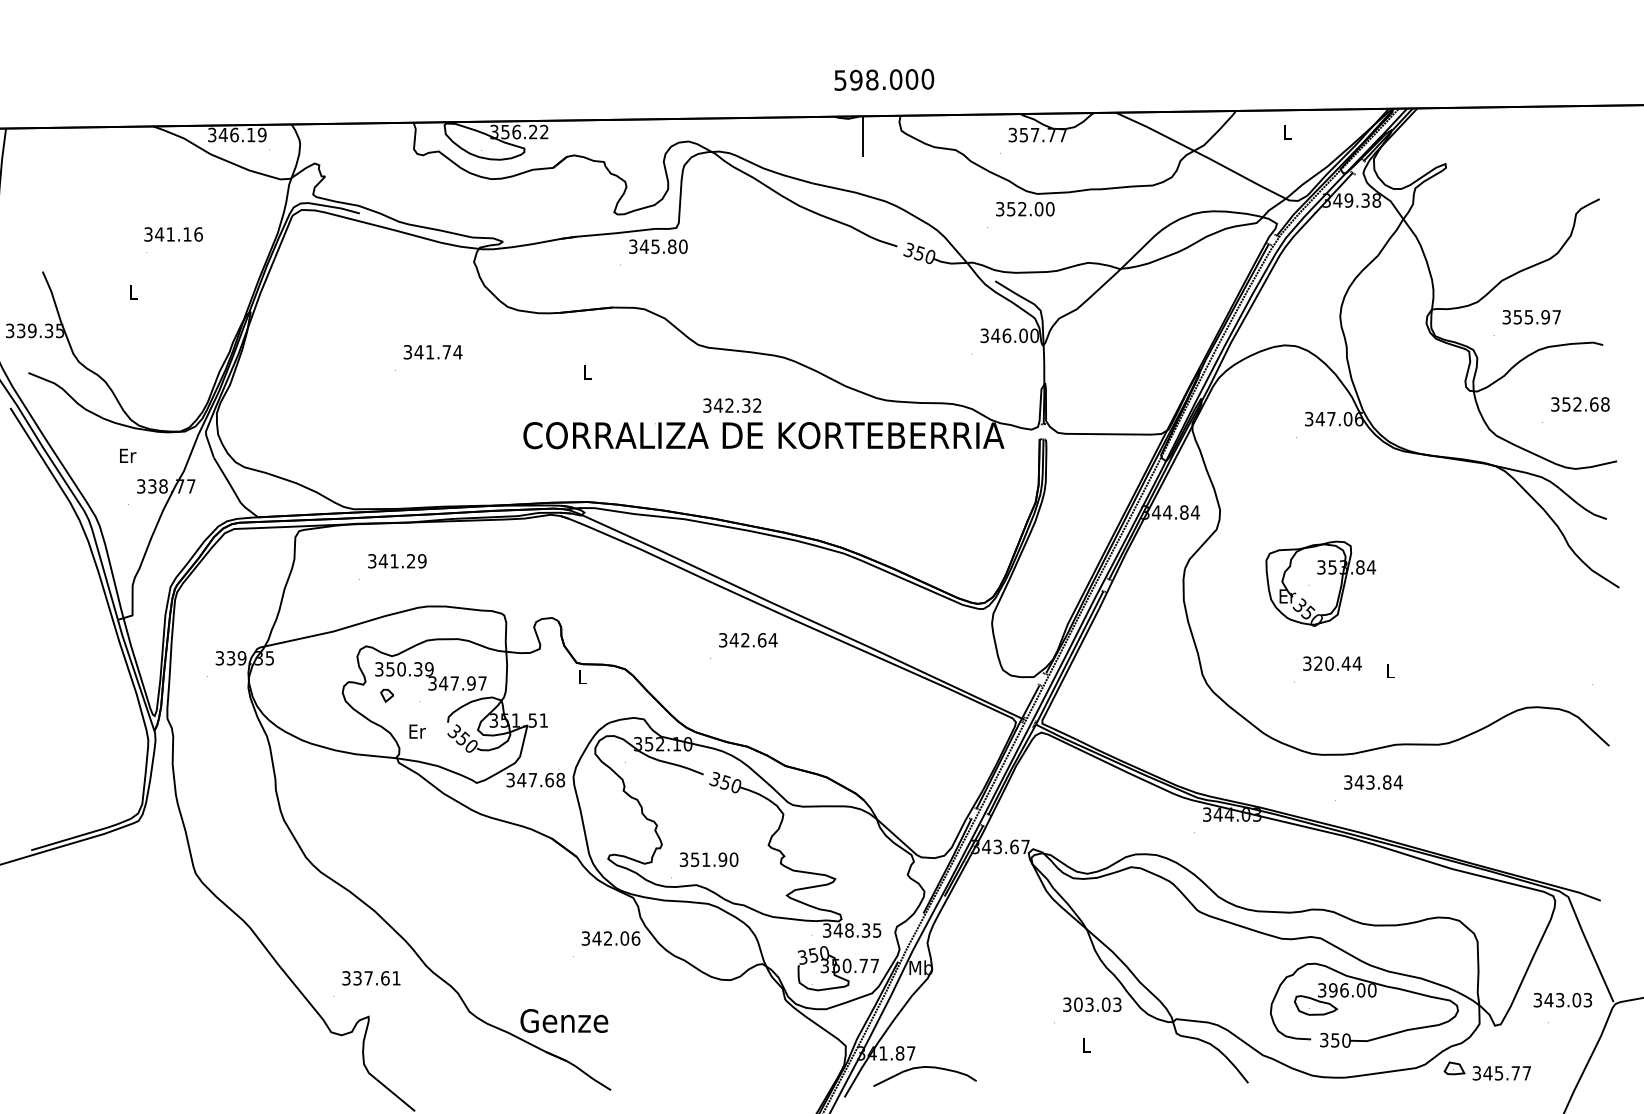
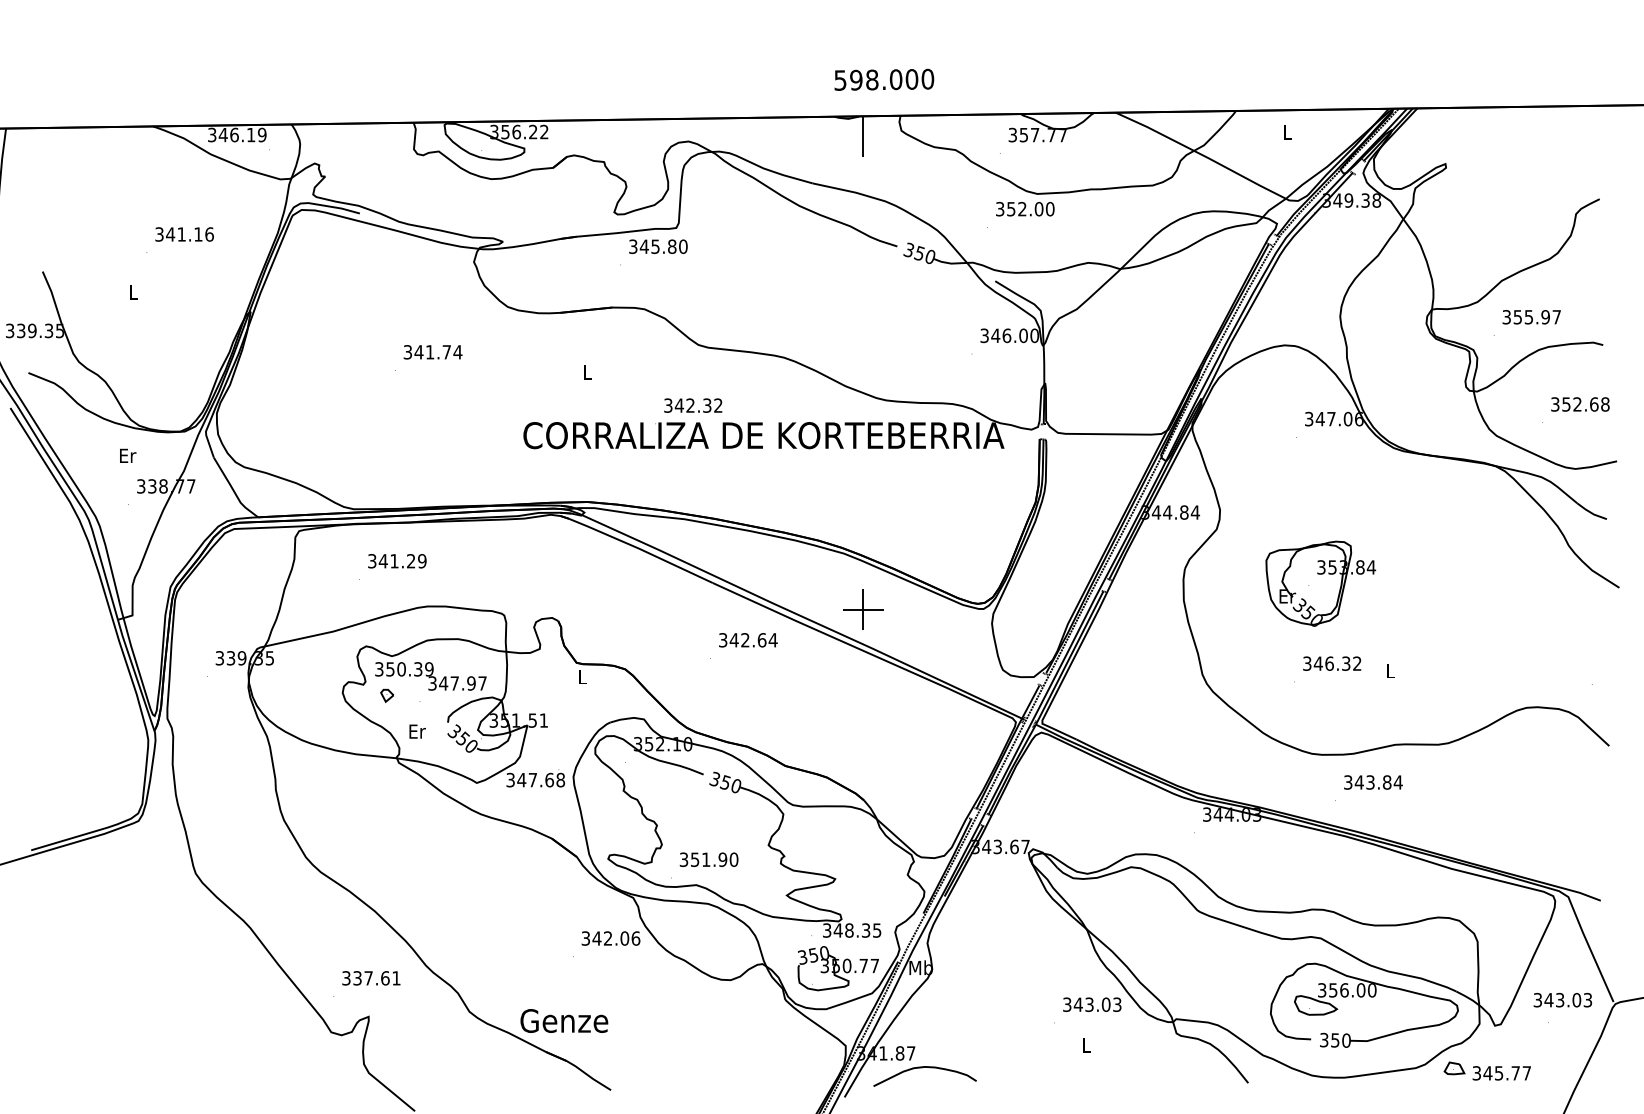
text position: (173, 234) -> (184, 234) (184, 234)
text position: (732, 405) -> (693, 405) (693, 405)
part: none -> present (863, 609)
text: 320.44 -> 346.32 (1337, 663)
text: 396.00 -> 356.00 (1333, 990)
text: 303.03 -> 343.03 (1077, 1004)
